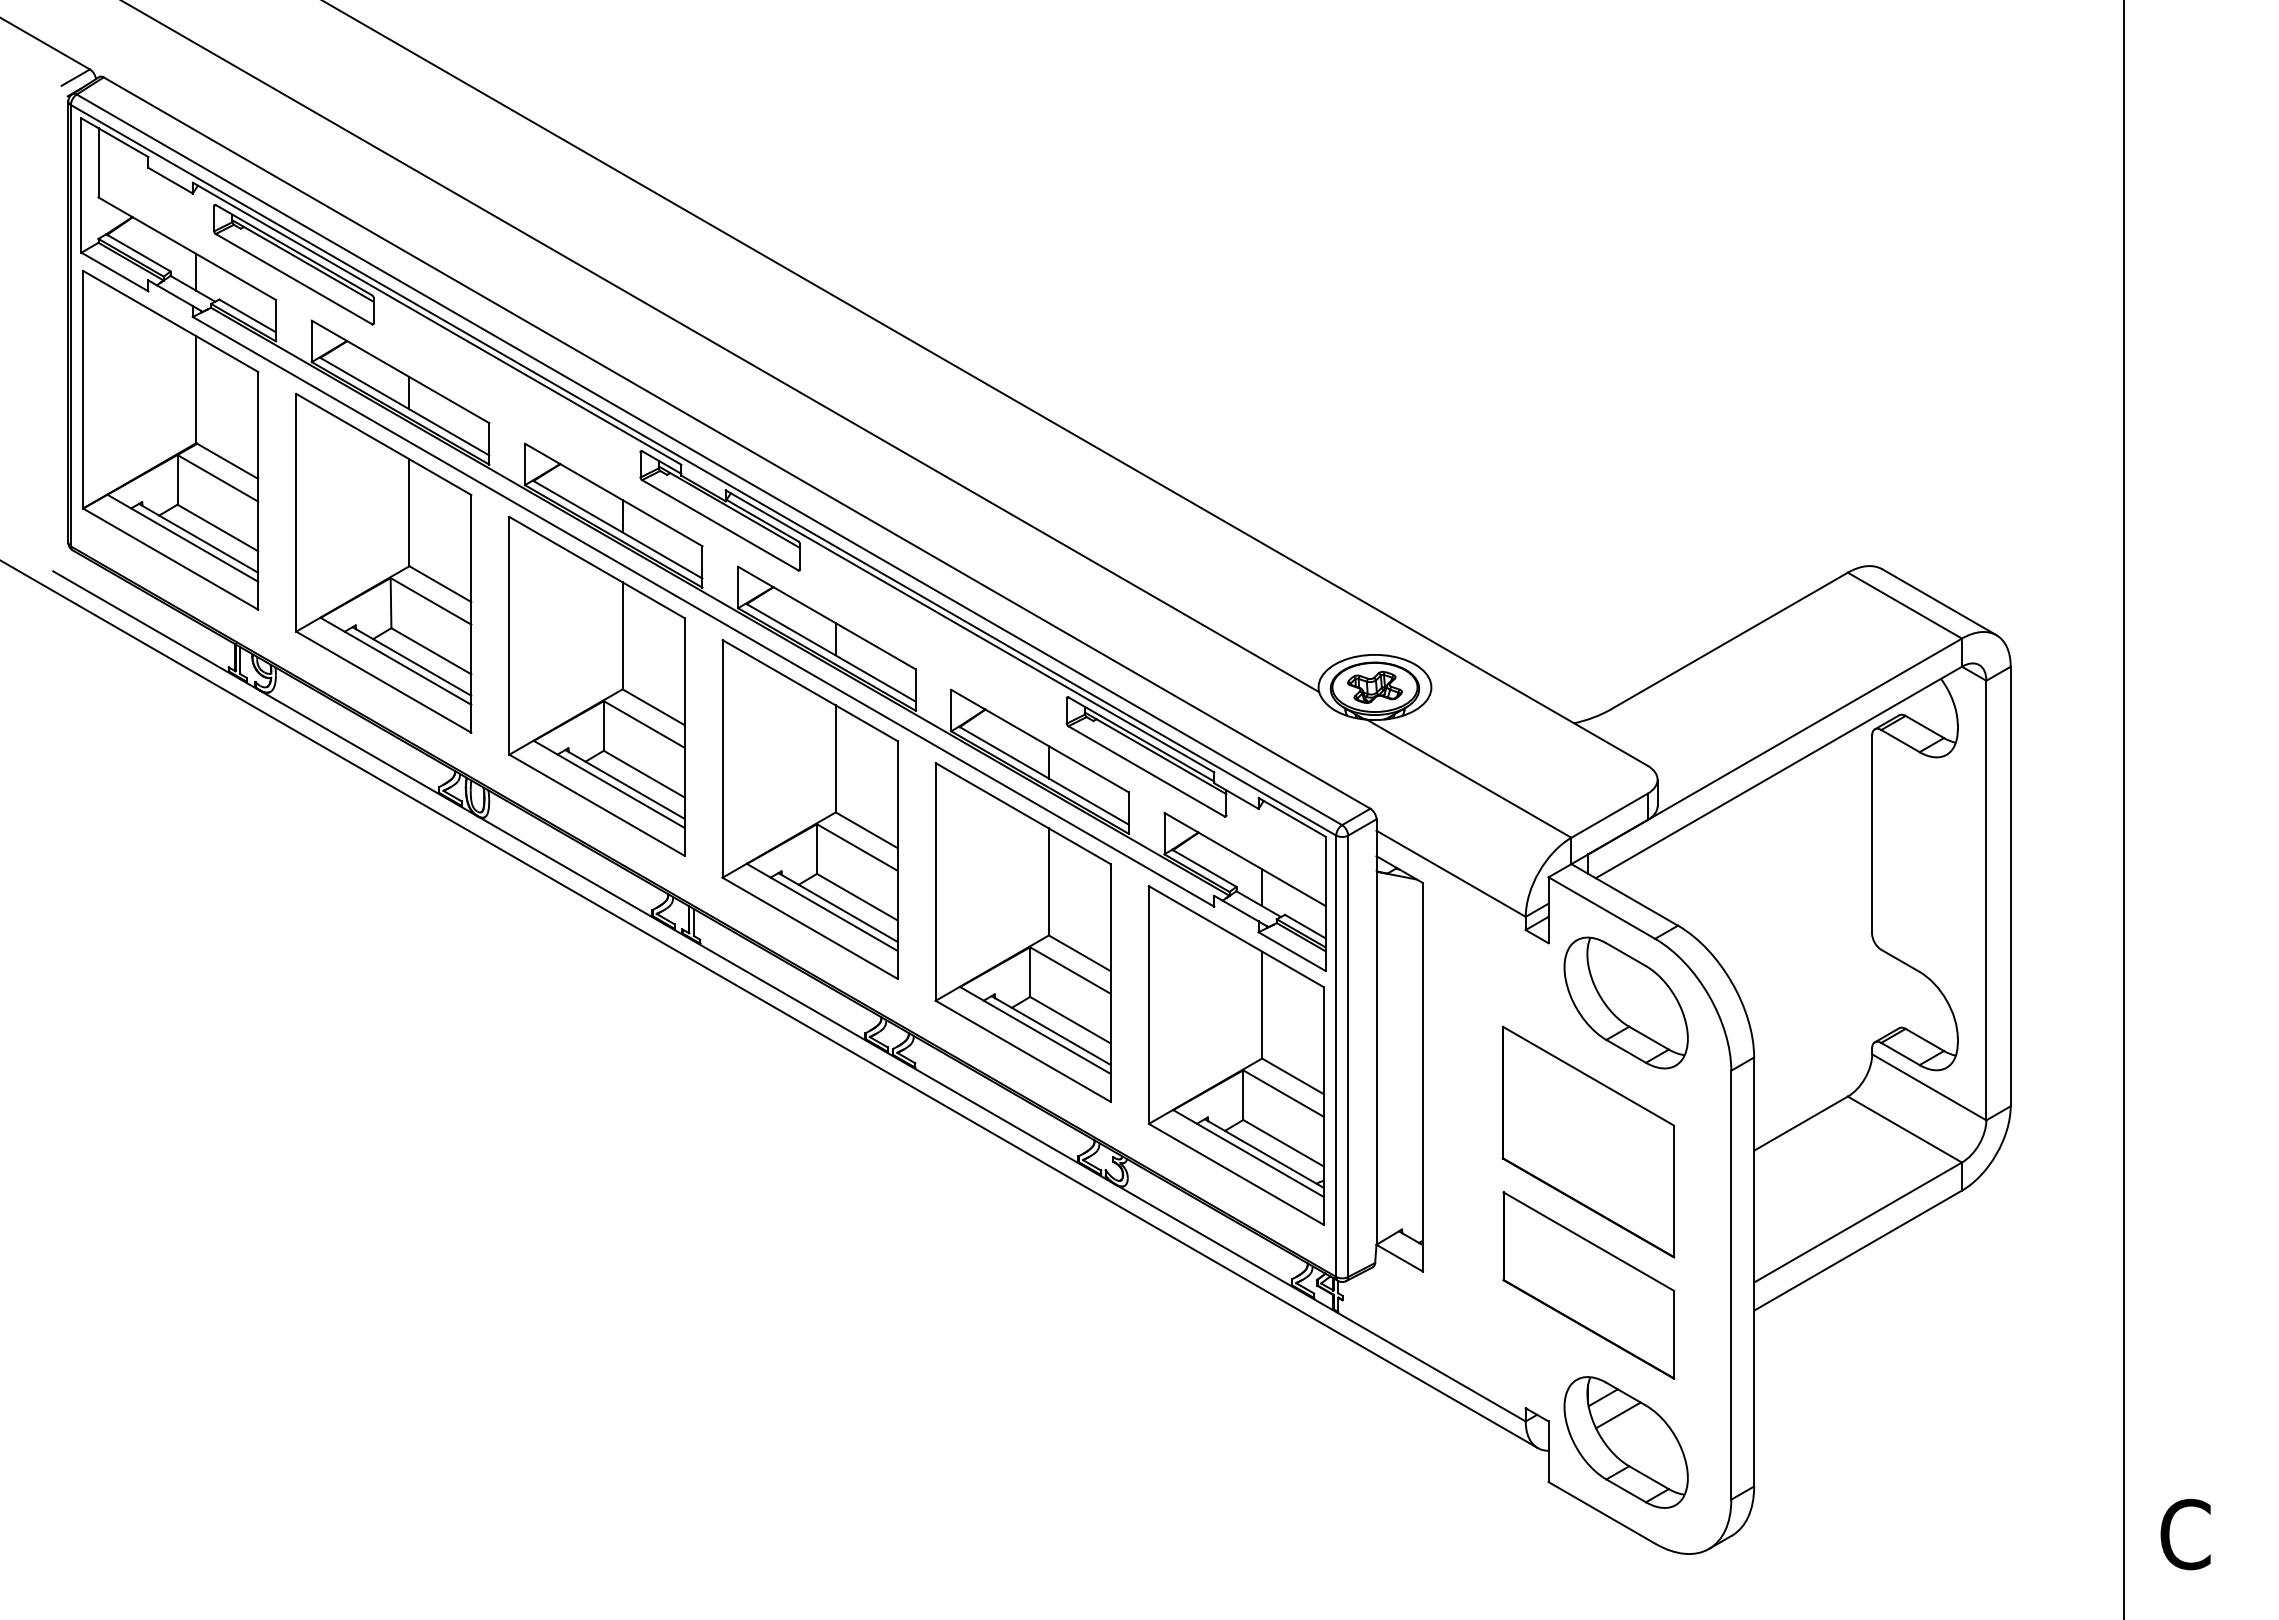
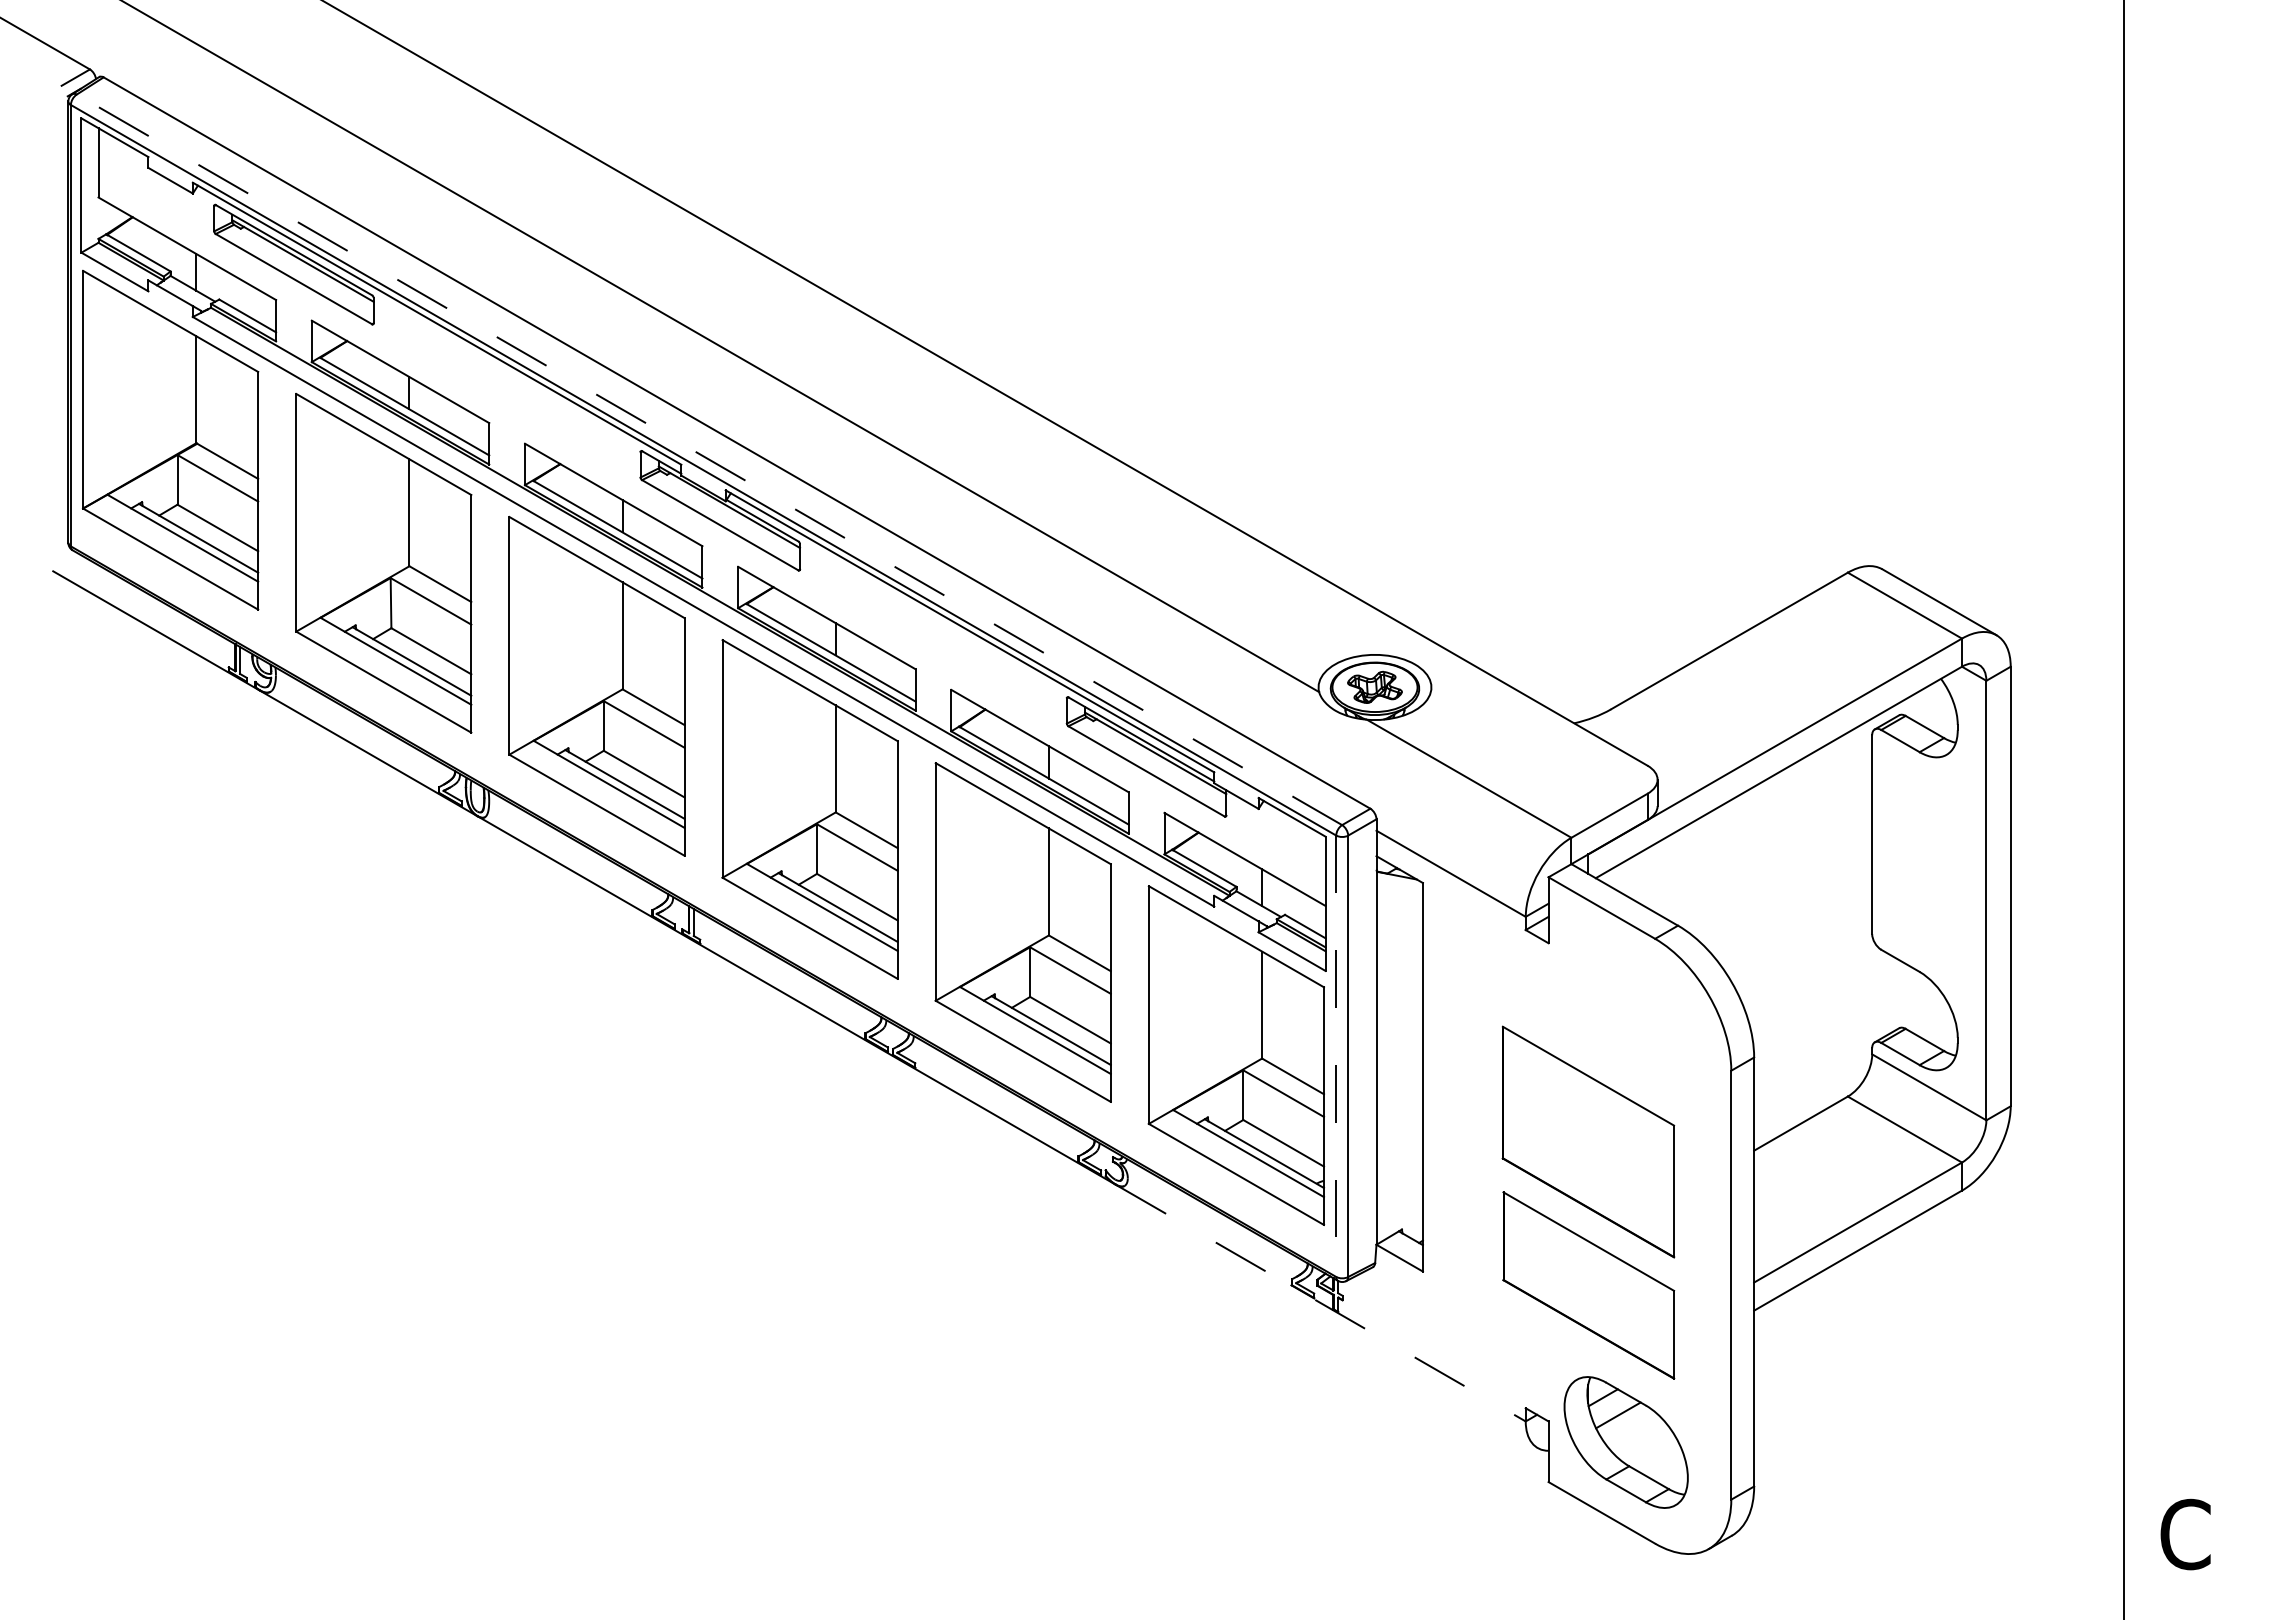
line: solid -> dashed (709, 459)
part: present -> none (1625, 1002)
line: present -> none (769, 1004)
line: solid -> dashed (1336, 1056)
line: solid -> dashed (1321, 1303)
